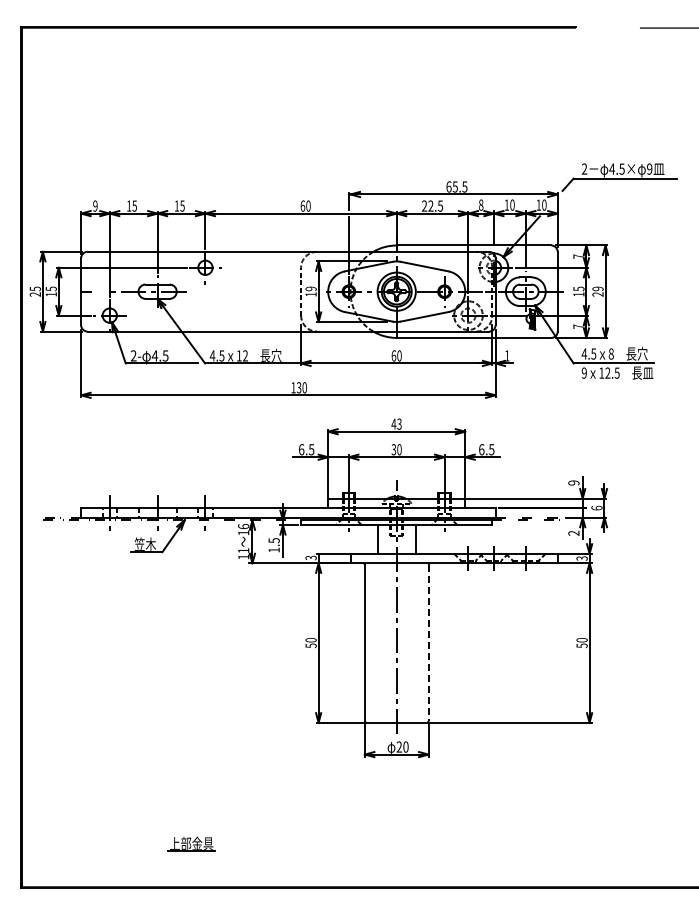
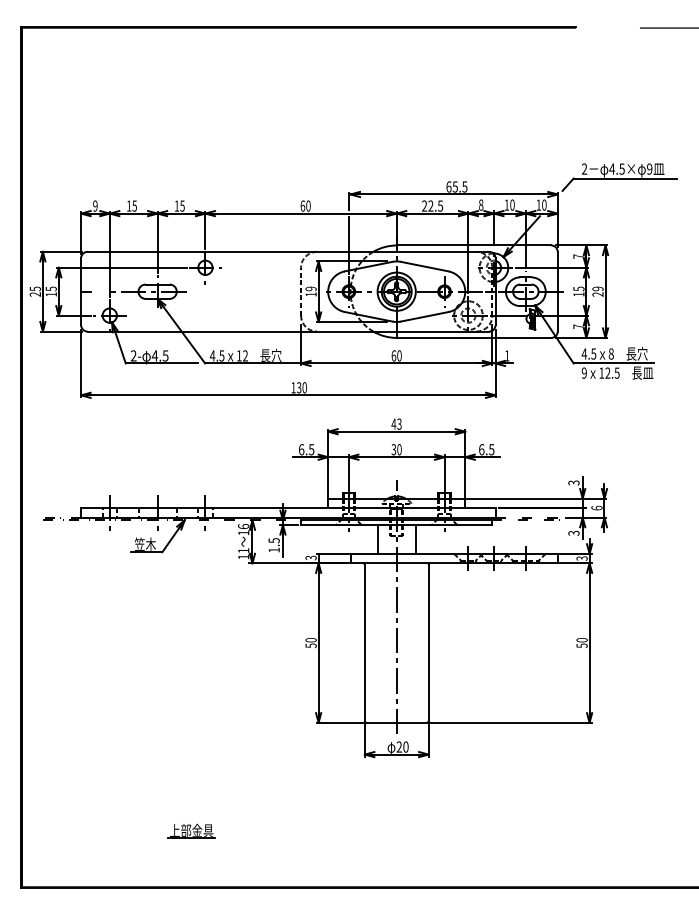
text: 9 -> 3 (573, 482)
text: 2 -> 3 (574, 532)
line: dashed -> solid (428, 643)
part position: (191, 843) -> (191, 830) (191, 830)
